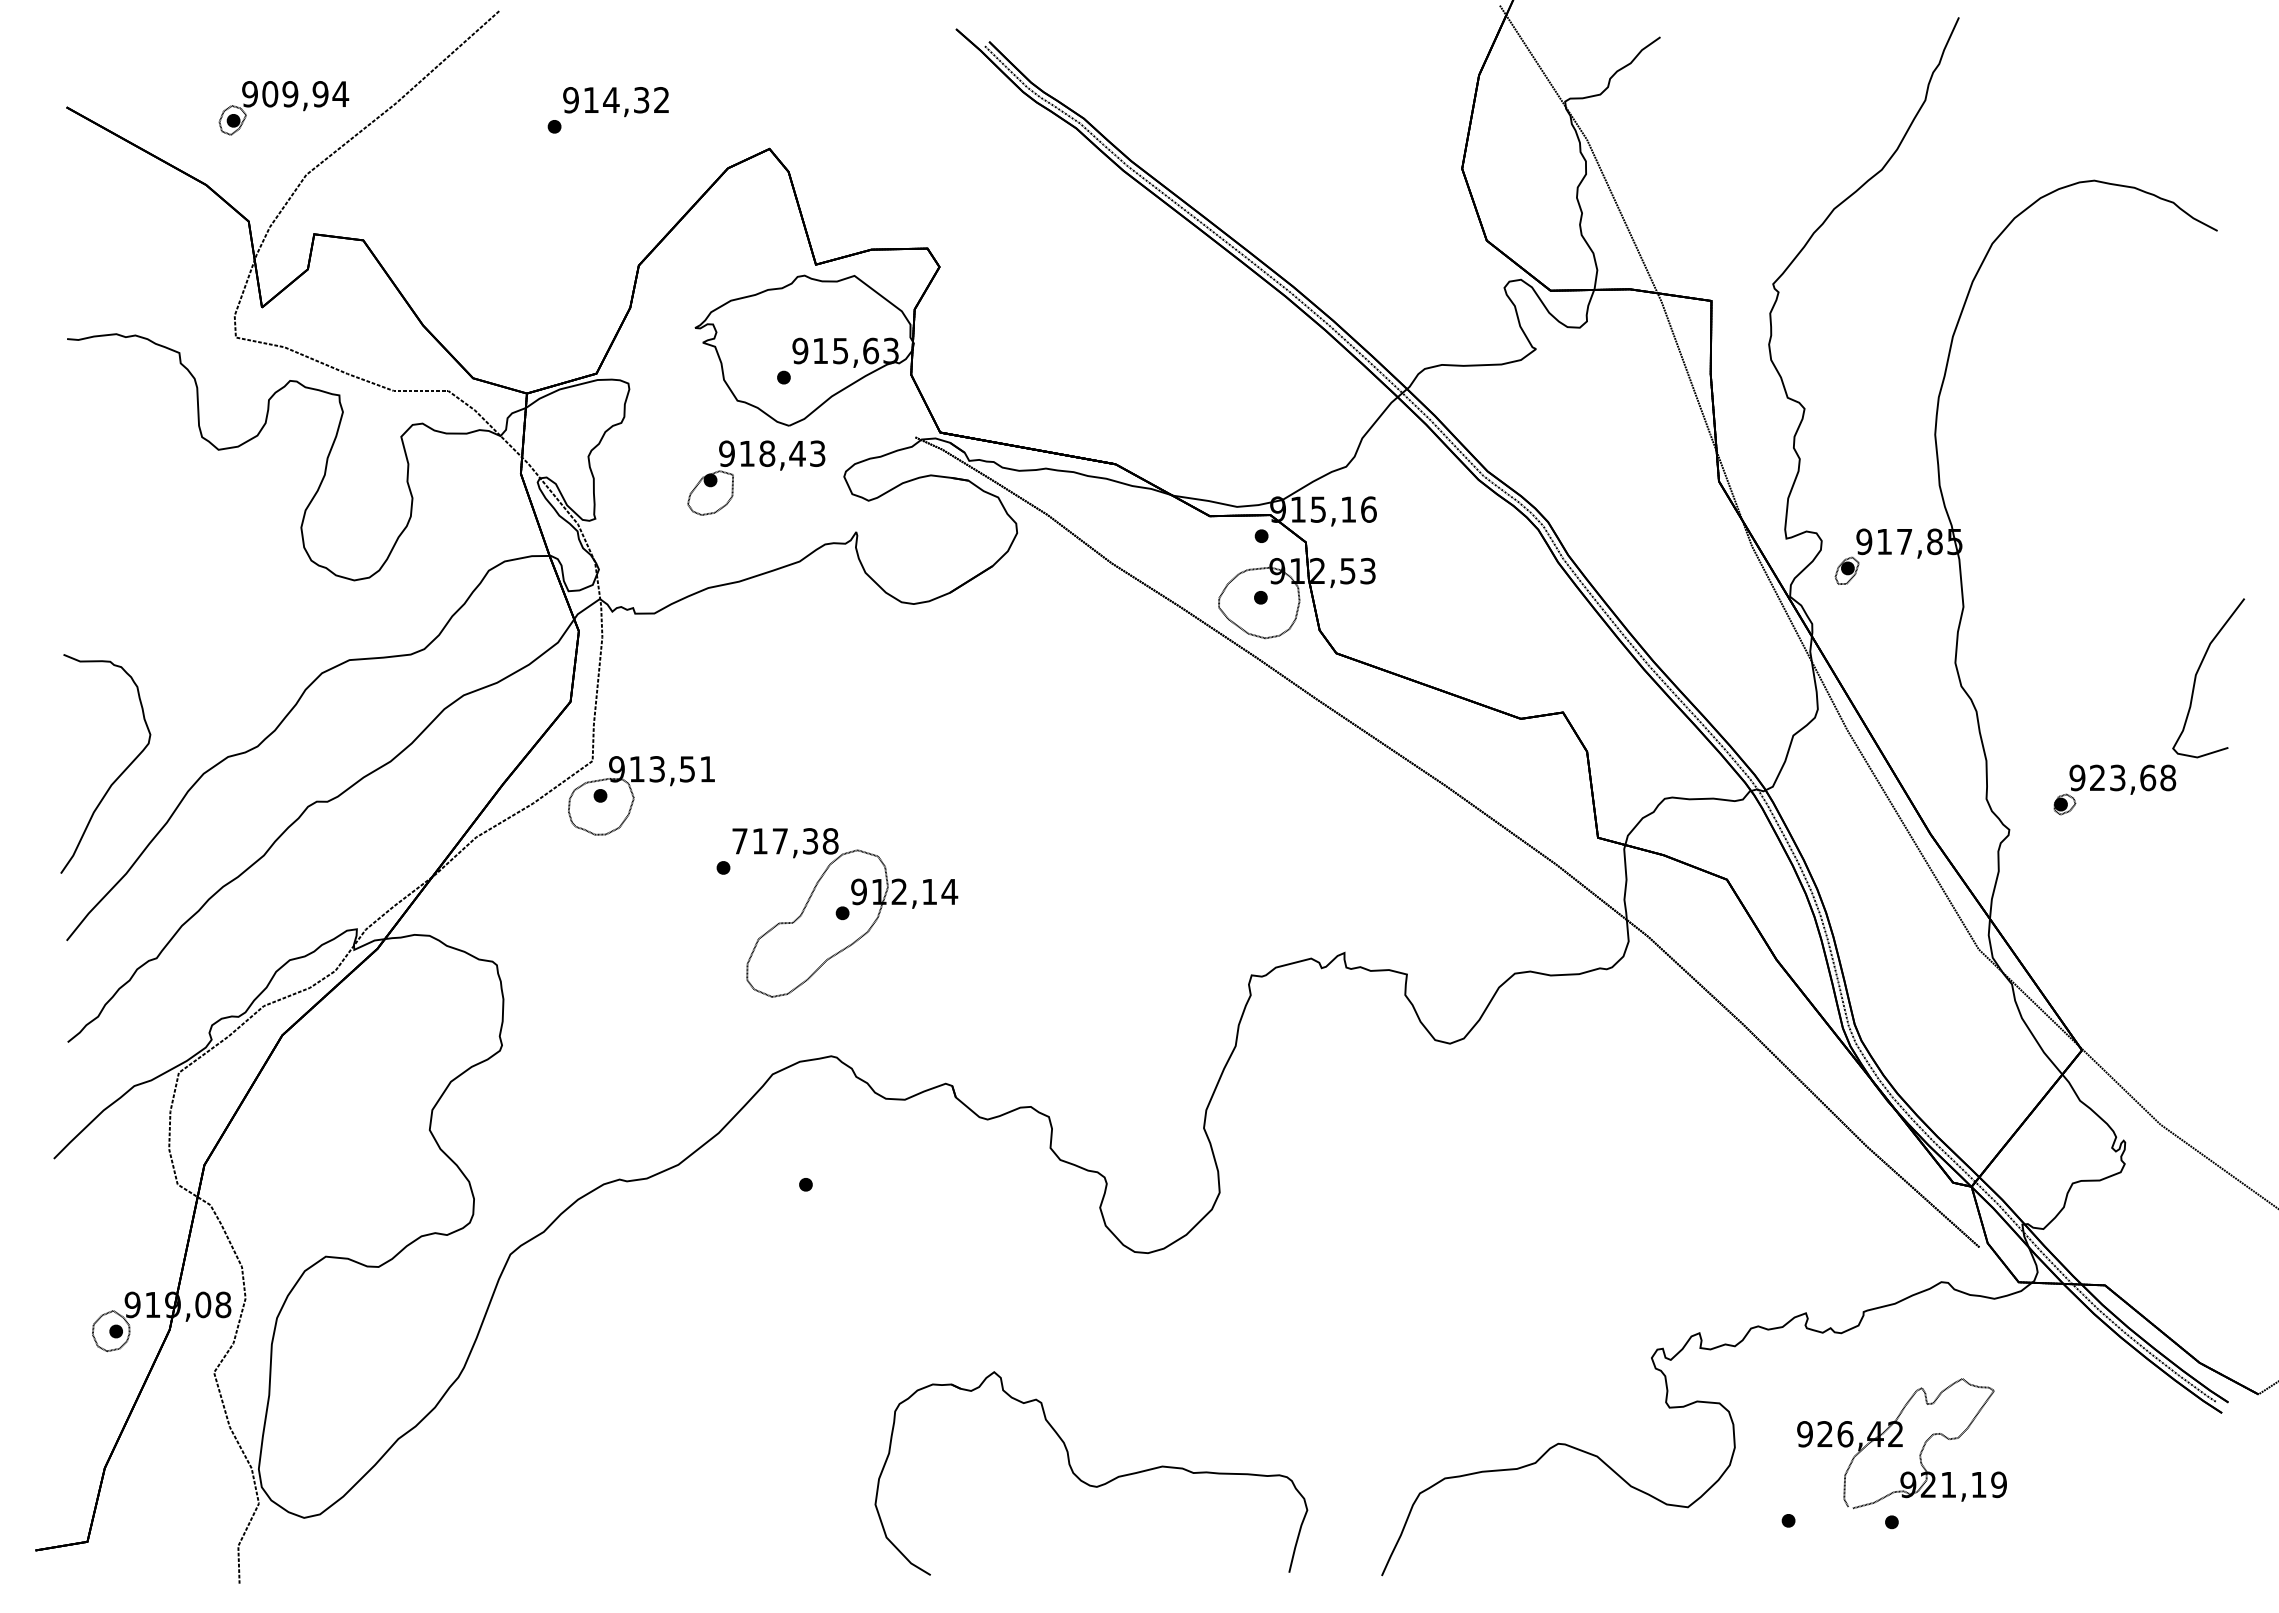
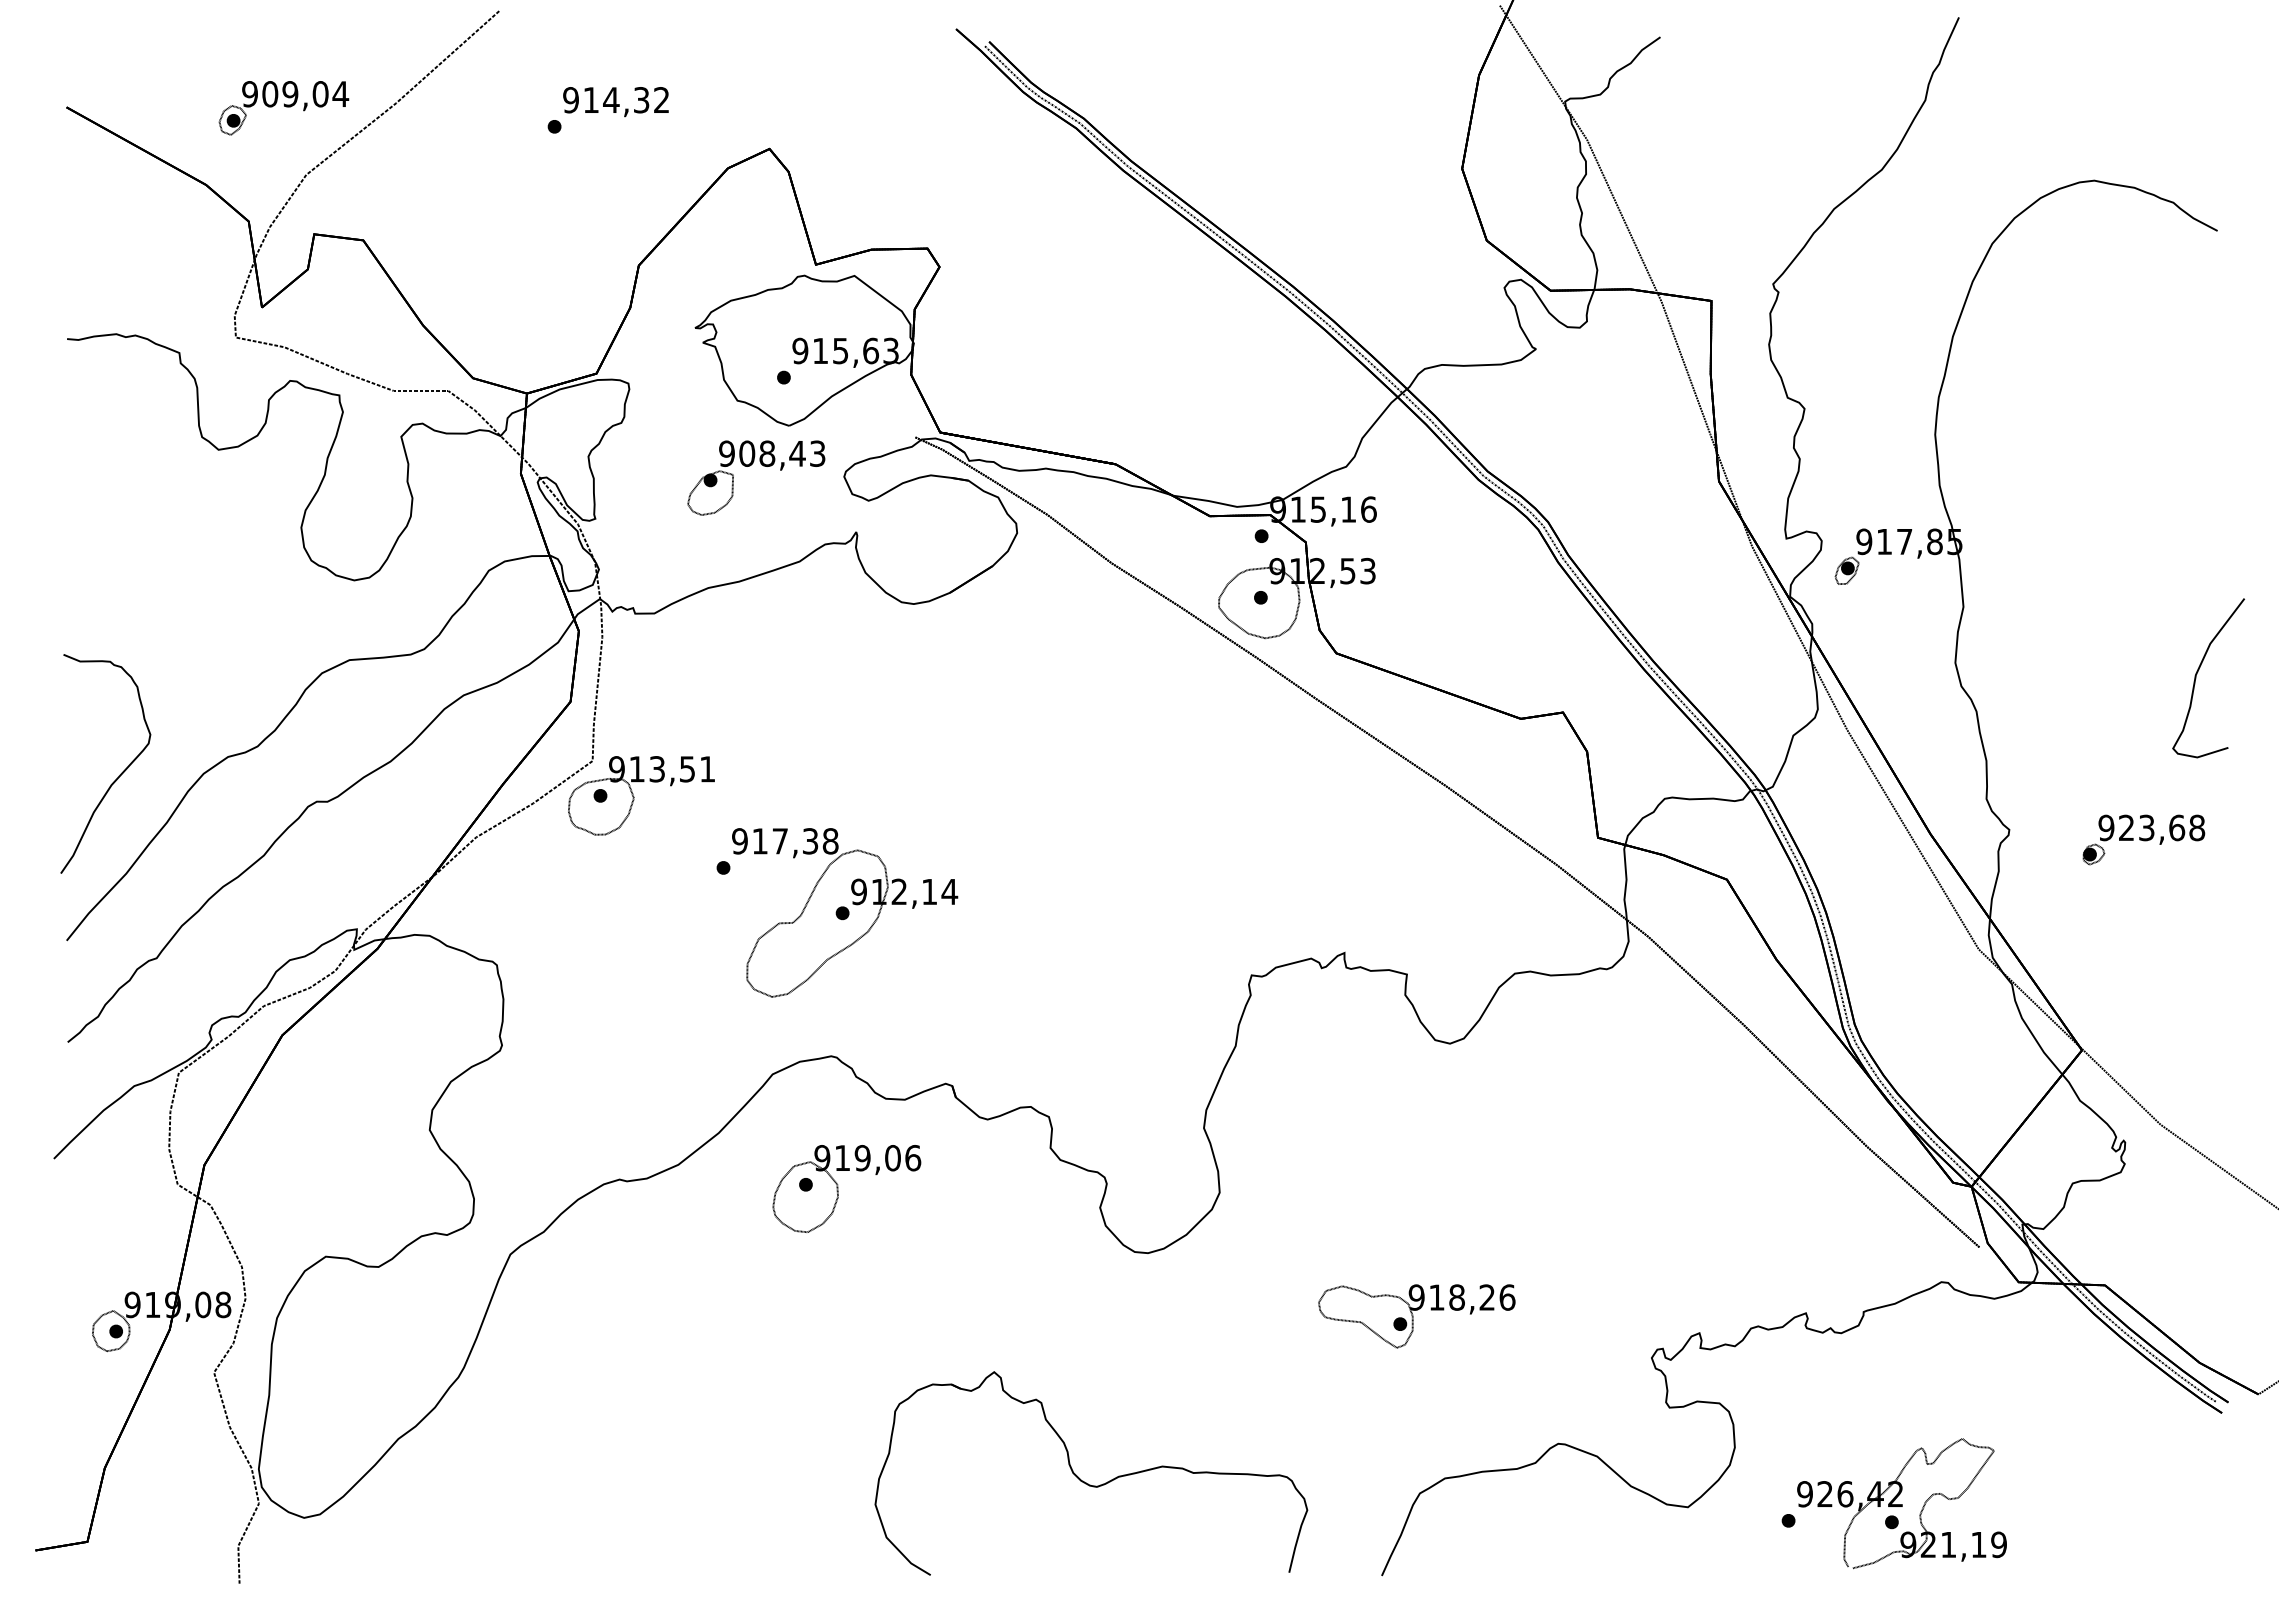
text: 909,94 -> 909,04 (320, 94)
text: 918,43 -> 908,43 (747, 453)
part position: (2114, 789) -> (2143, 839) (2143, 839)
text: 717,38 -> 917,38 (739, 841)
part: none -> present (838, 1188)
part: none -> present (1416, 1316)
part position: (1901, 1443) -> (1901, 1503) (1901, 1503)
